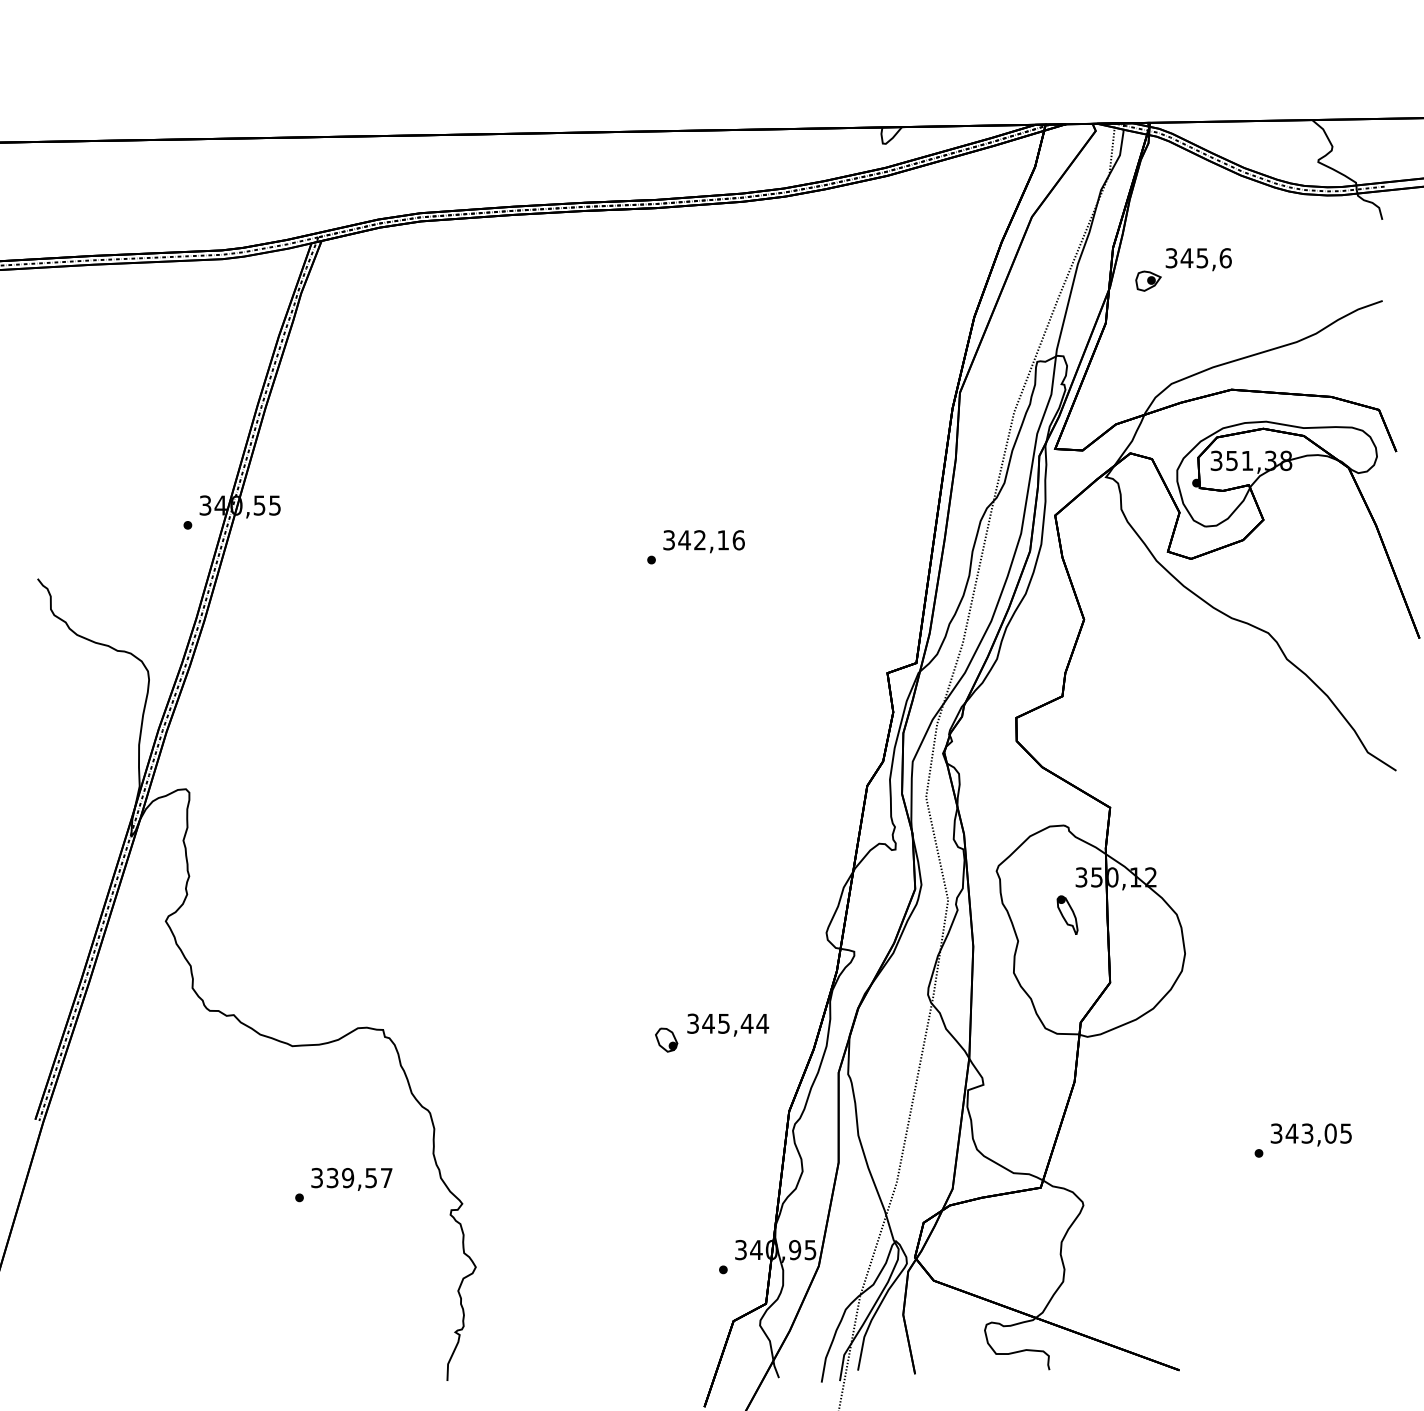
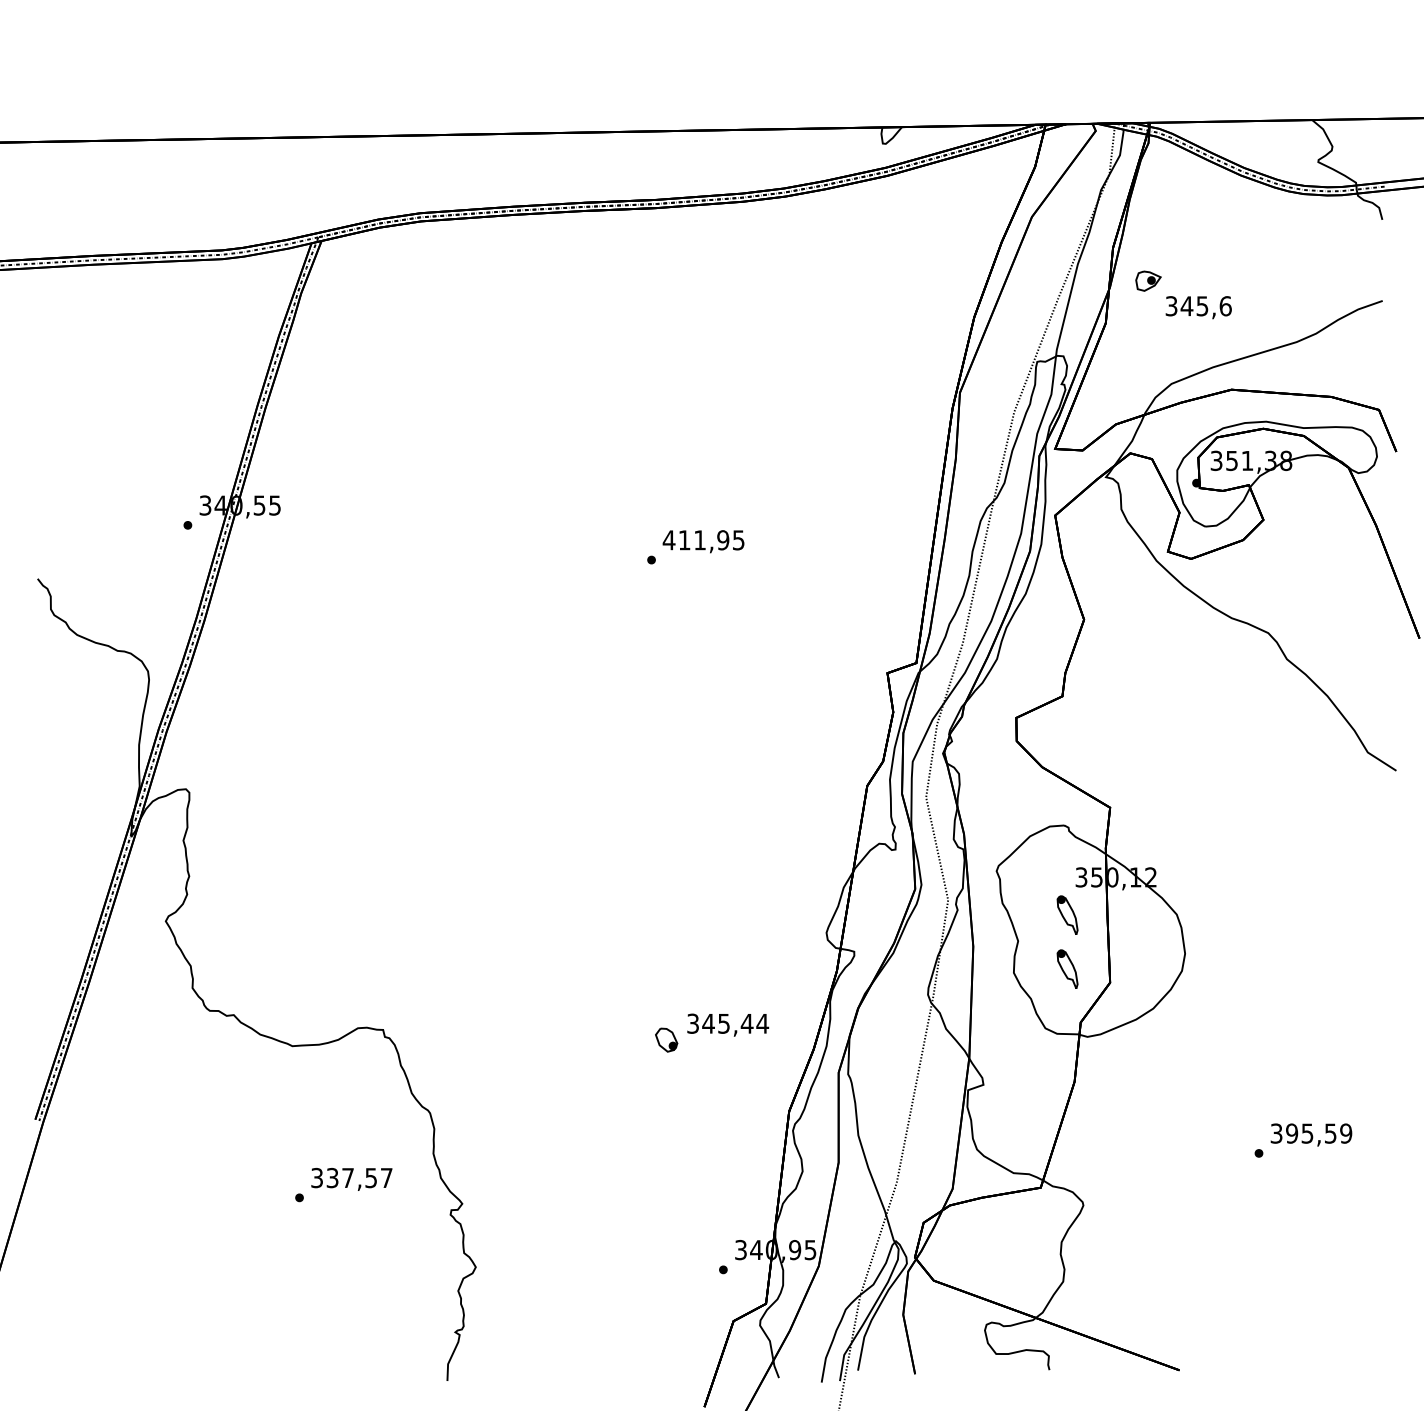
text position: (1198, 259) -> (1198, 307) (1198, 307)
text: 342,16 -> 411,95 (703, 540)
part: none -> present (1067, 968)
text: 343,05 -> 395,59 (1318, 1133)
text: 339,57 -> 337,57 (348, 1177)
